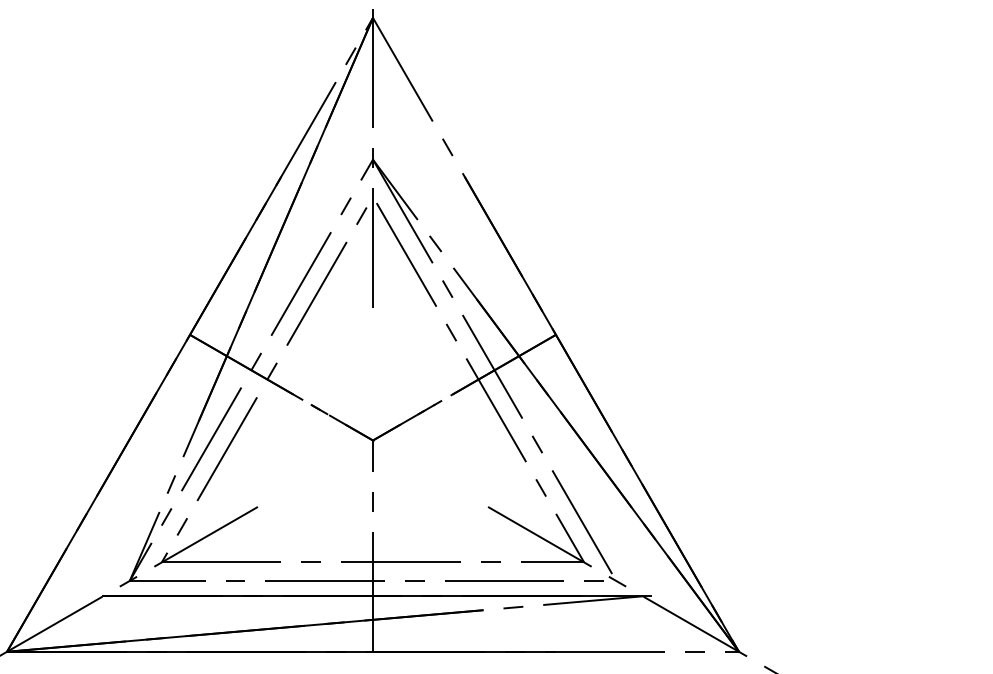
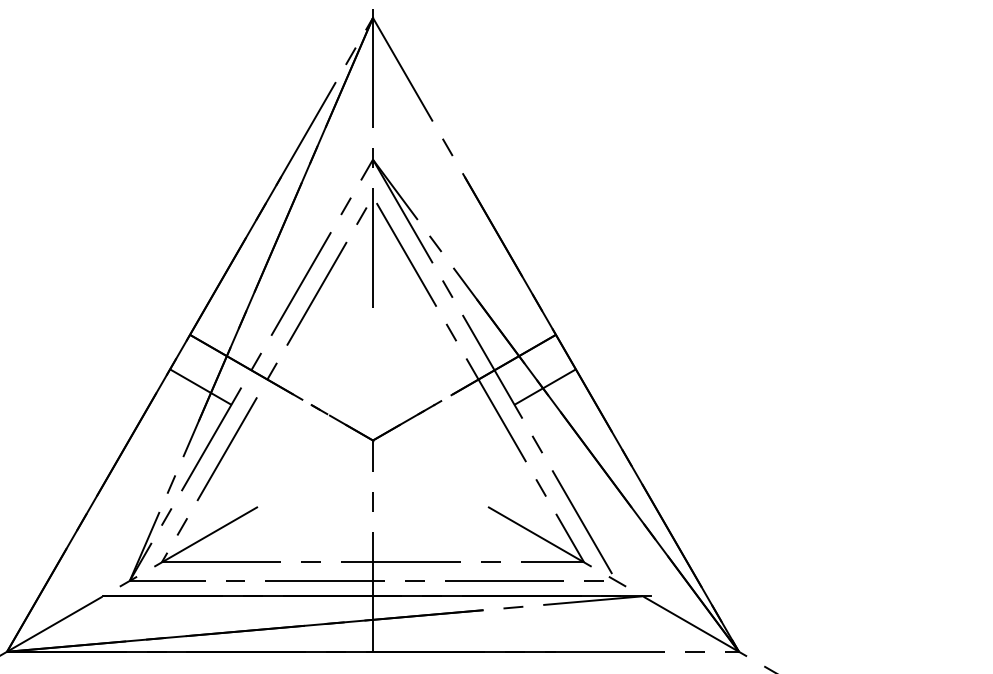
line: none -> present (200, 386)
line: none -> present (544, 386)
